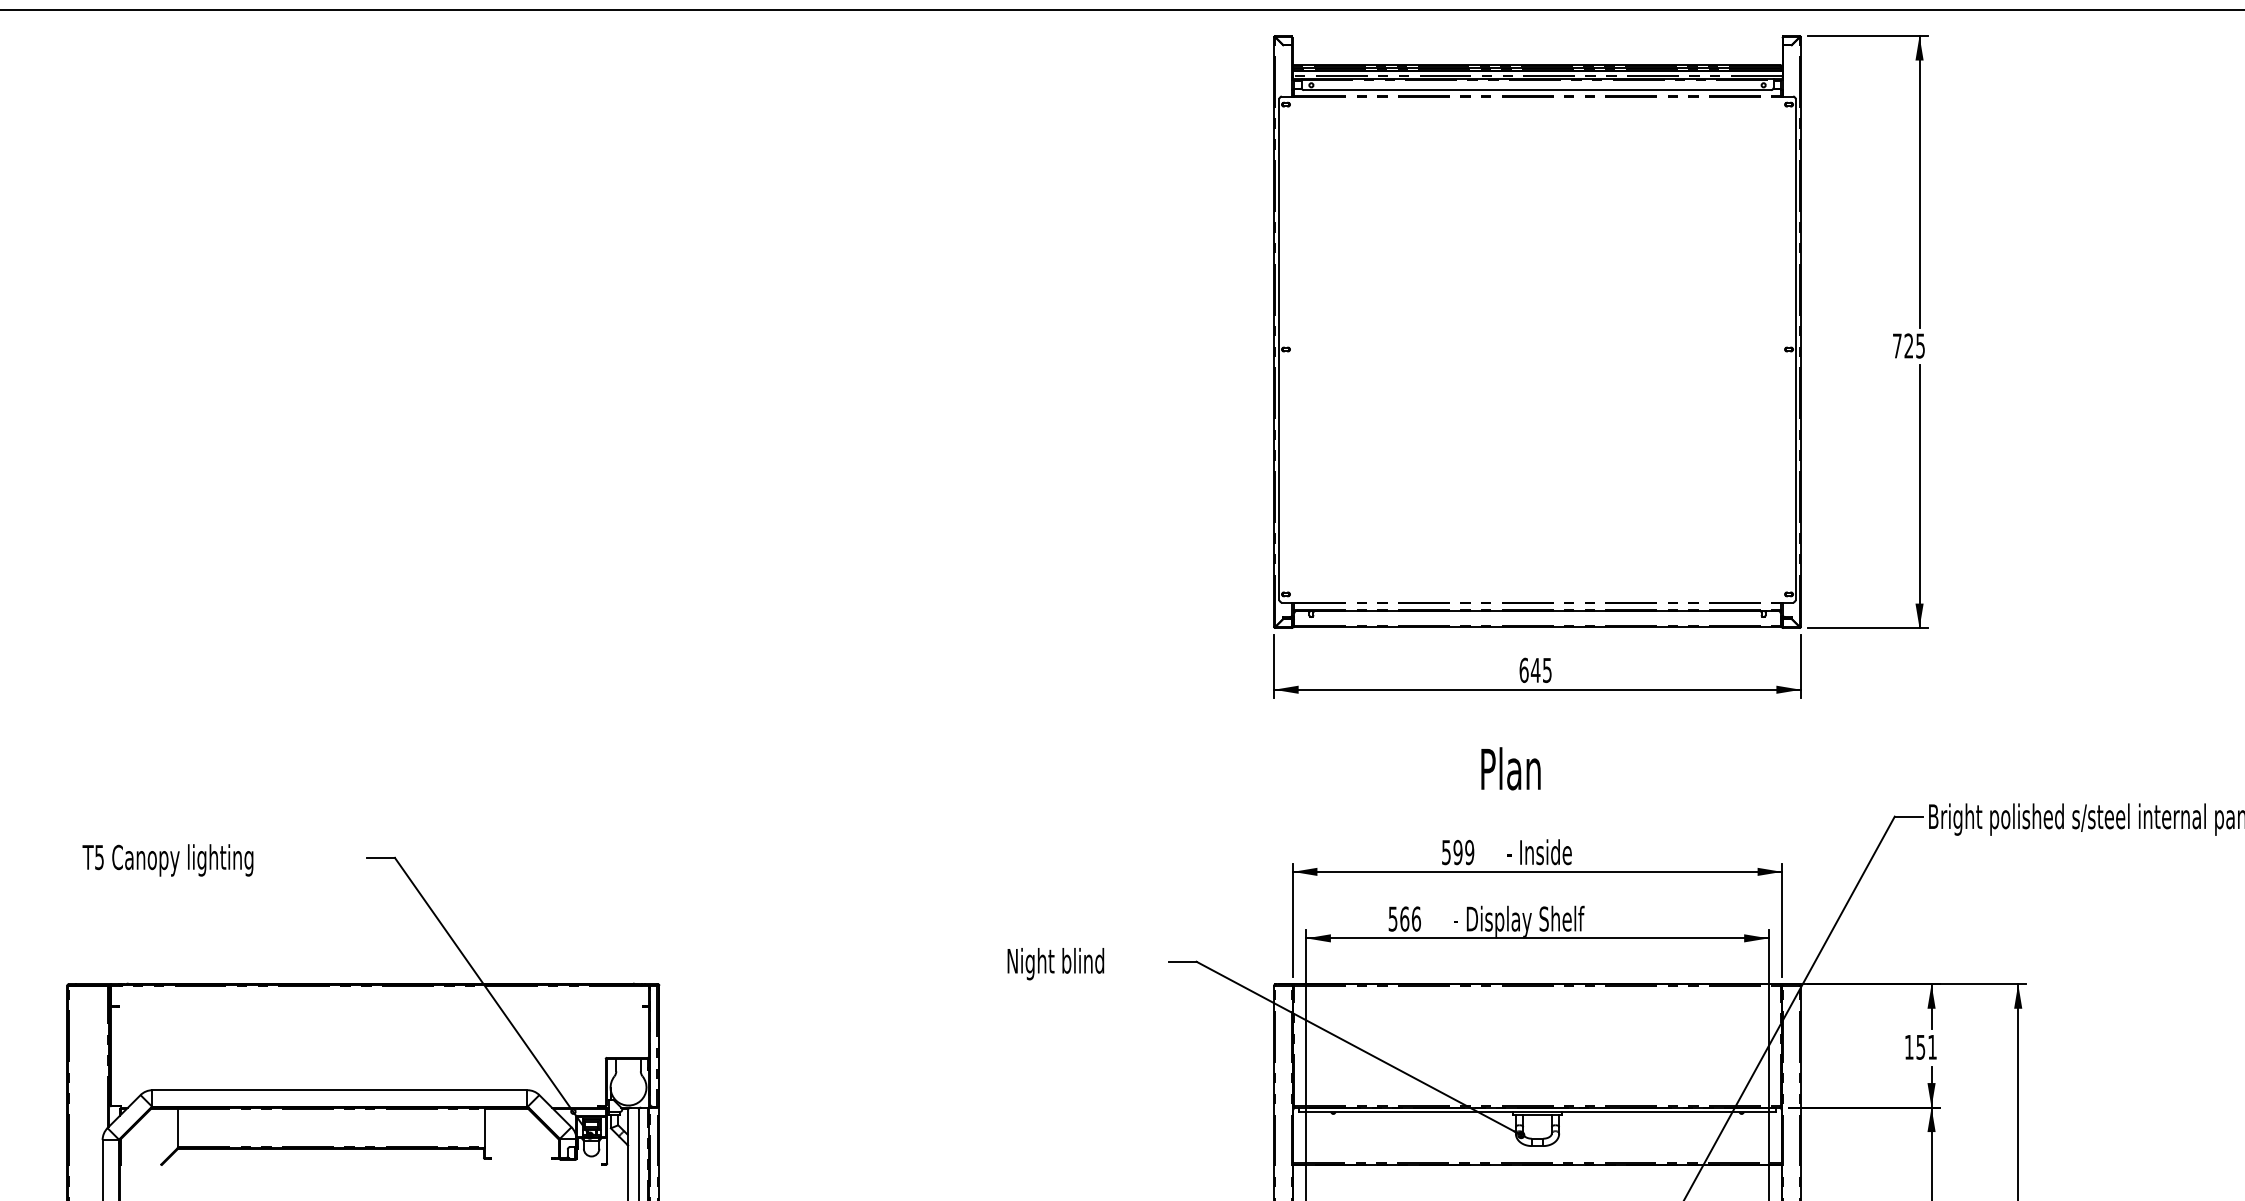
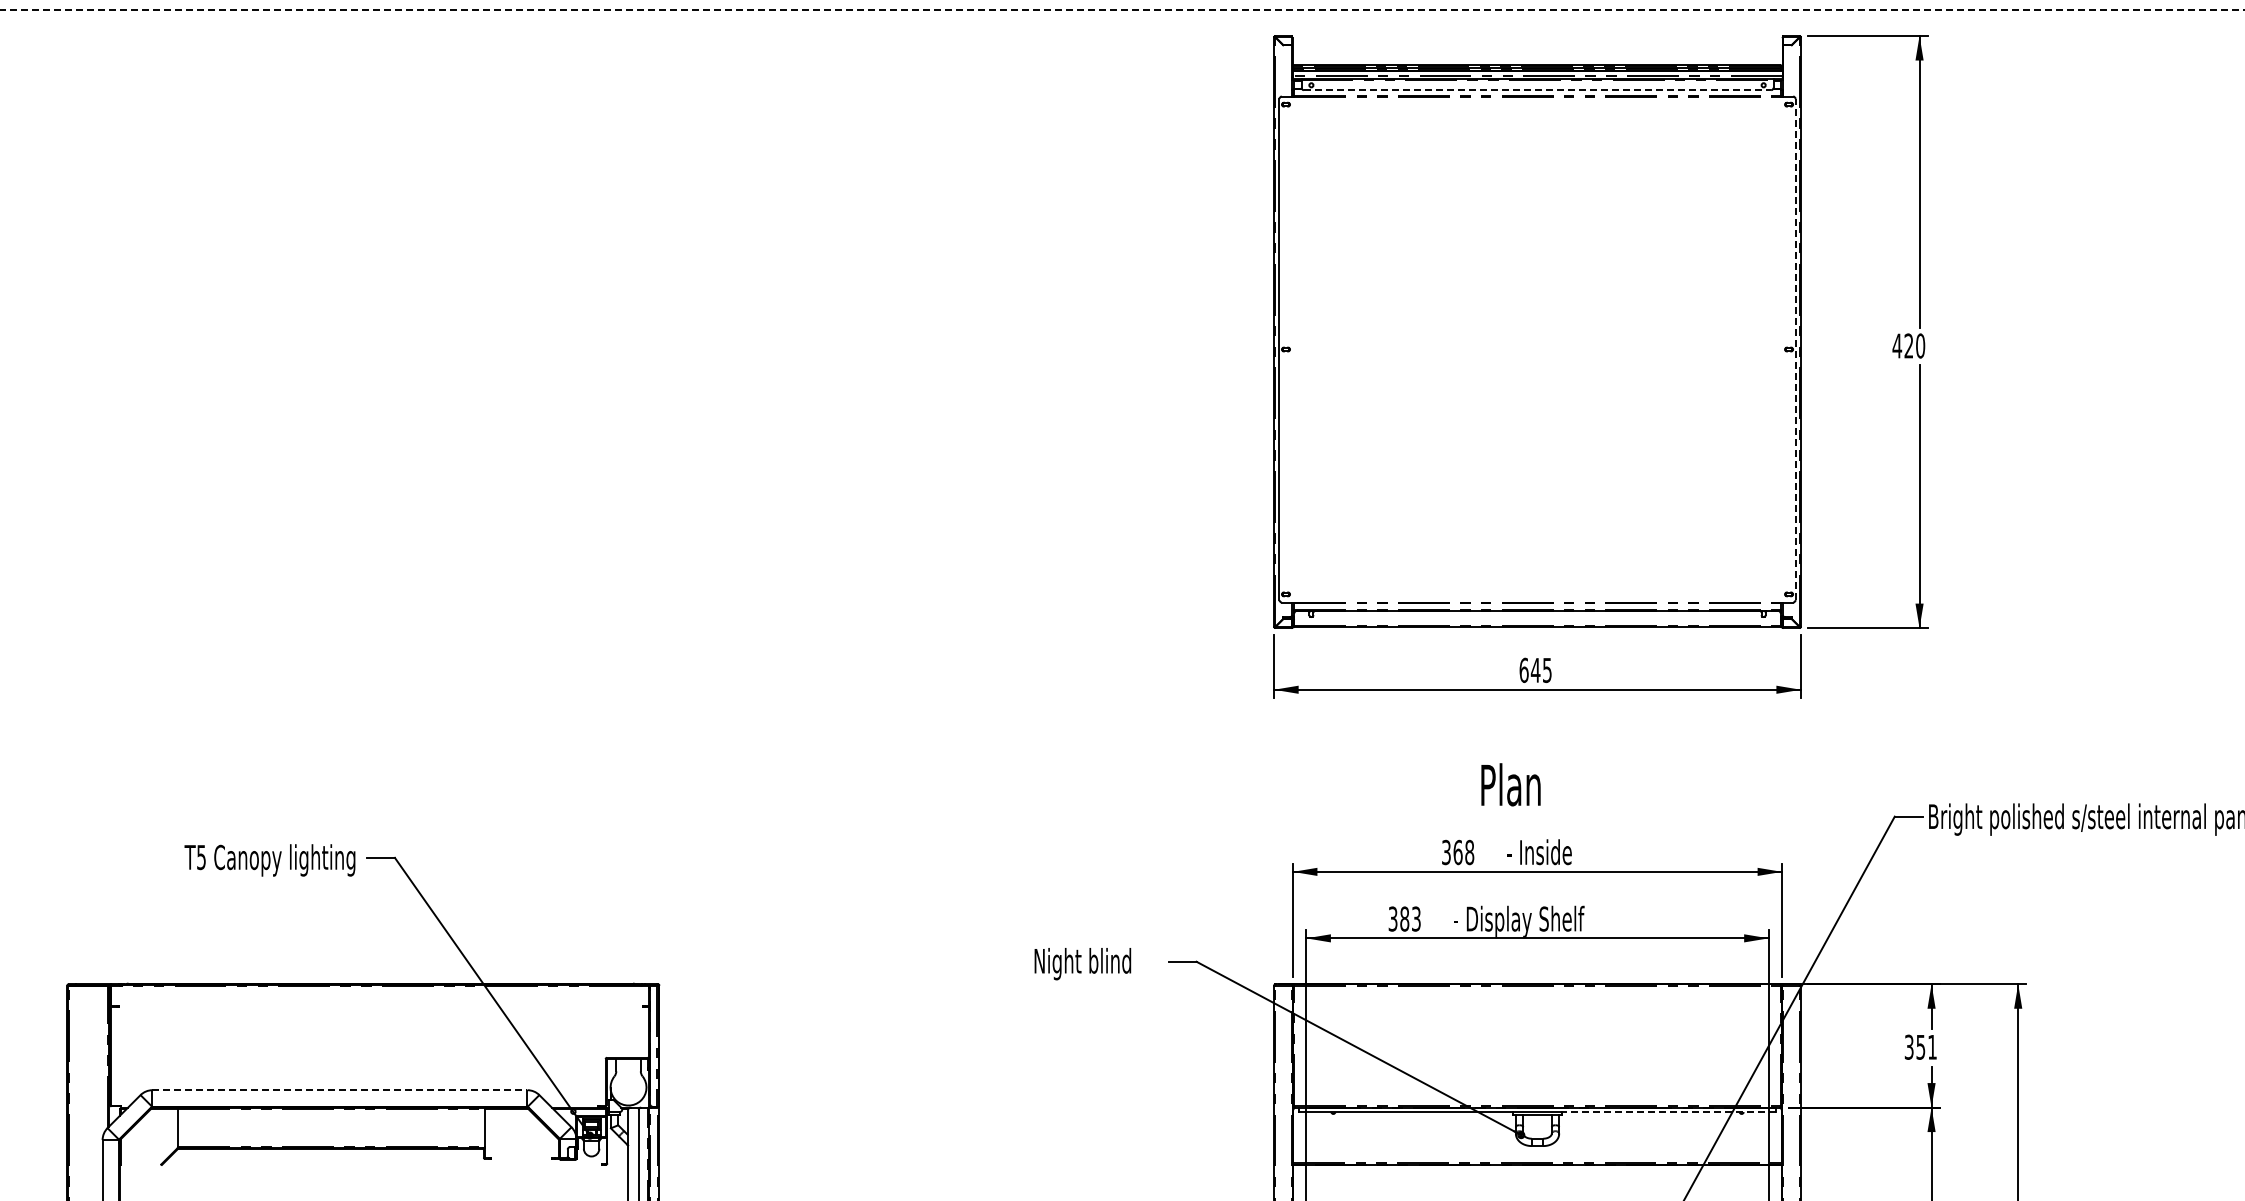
line: solid -> dashed (1122, 10)
line: solid -> dashed (1537, 90)
text: 725 -> 420 (1908, 345)
line: solid -> dashed (1795, 349)
text position: (1510, 768) -> (1510, 784) (1510, 784)
text: 599 -> 368 (1458, 852)
text position: (167, 860) -> (269, 860) (269, 860)
text: 566 -> 383 (1405, 918)
text position: (1055, 964) -> (1082, 964) (1082, 964)
text: 151 -> 351 (1908, 1046)
line: solid -> dashed (339, 1090)
line: solid -> dashed (1669, 1112)
